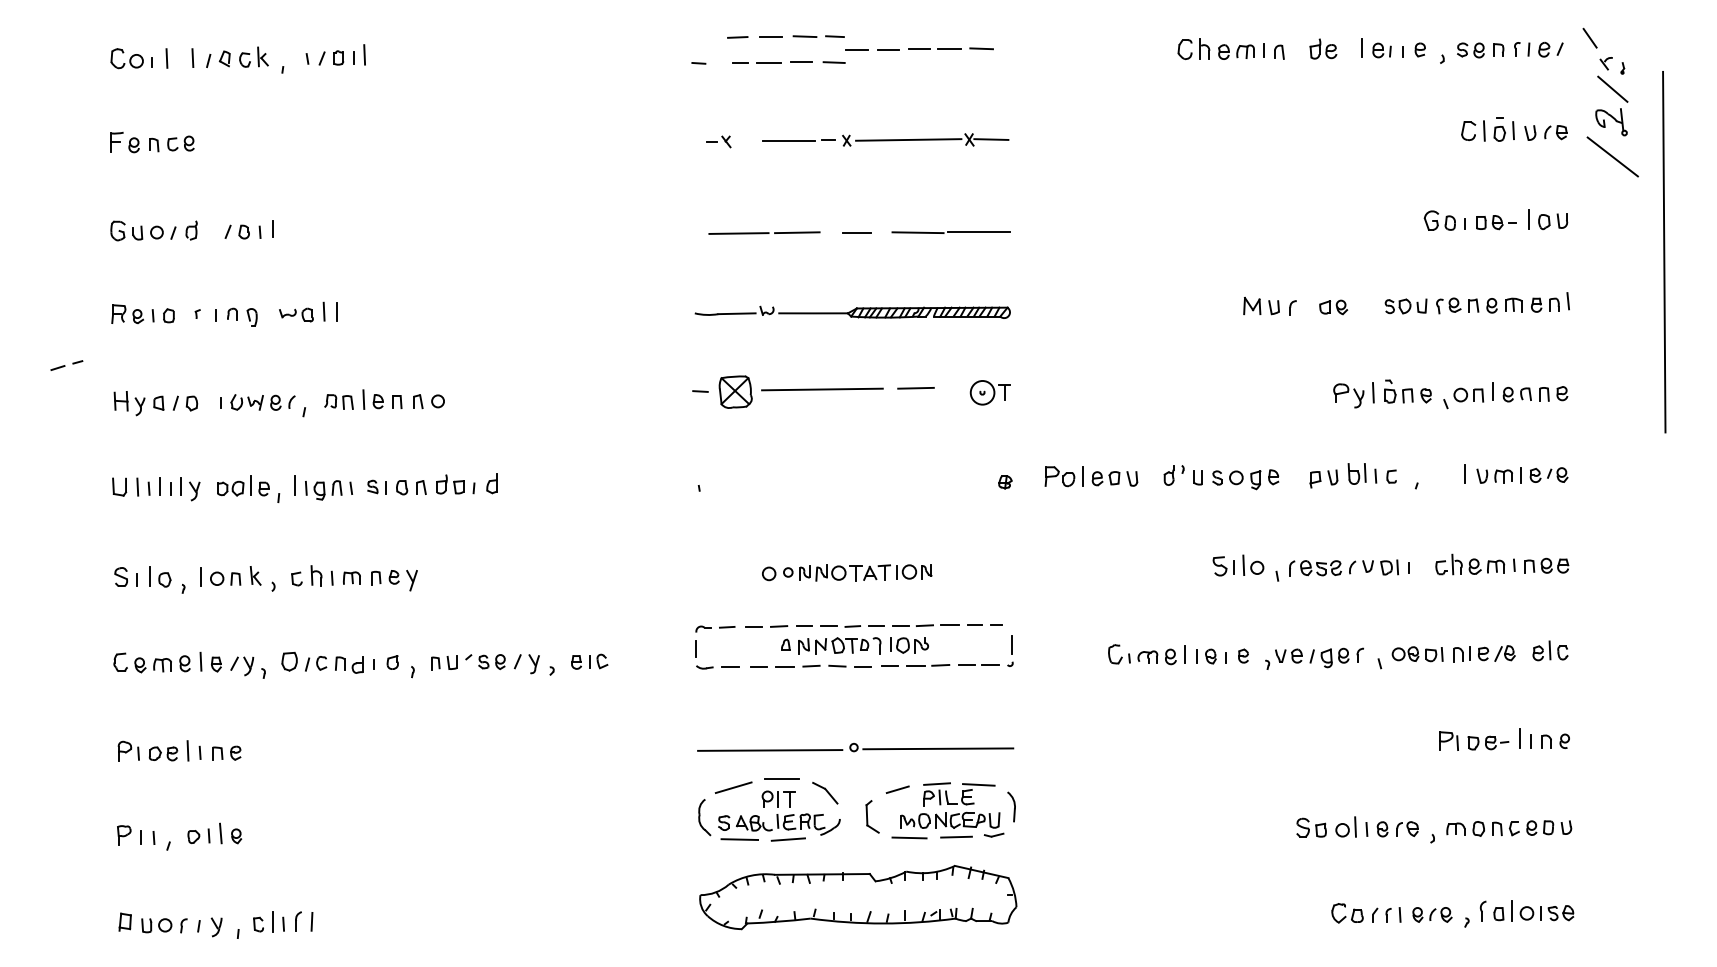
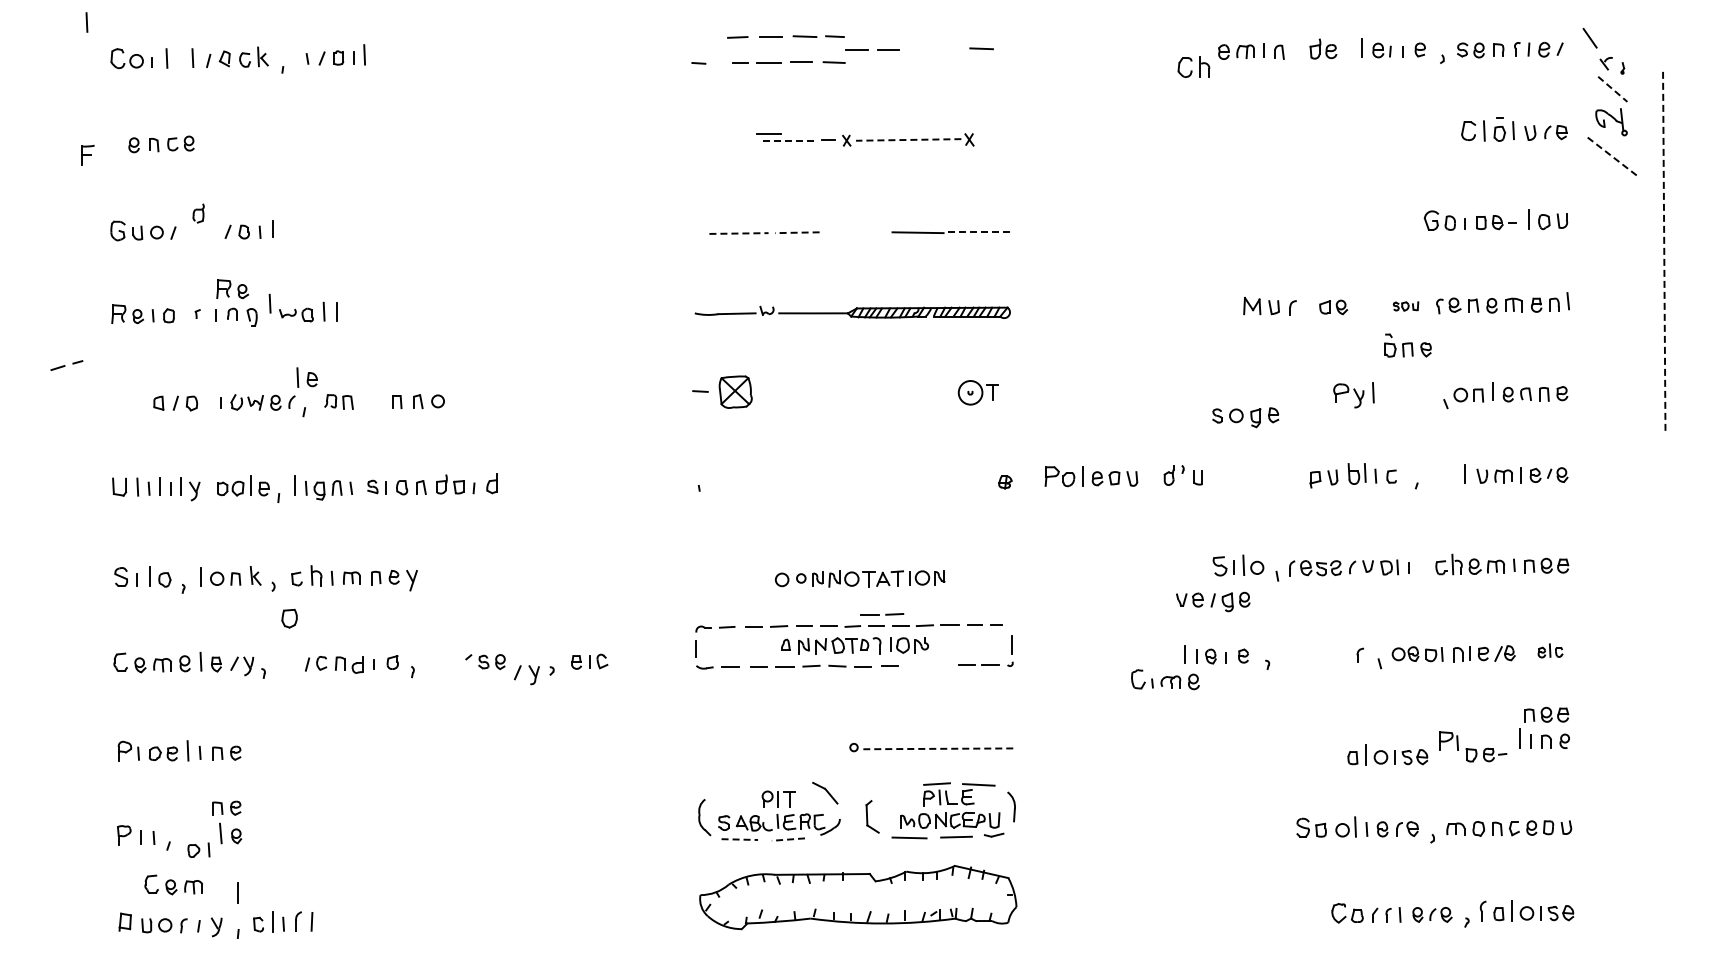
line: none -> present (86, 22)
line: present -> none (937, 48)
part position: (1193, 49) -> (1193, 67) (1193, 67)
line: solid -> dashed (1613, 89)
line: none -> present (768, 133)
line: solid -> dashed (908, 139)
line: present -> none (991, 139)
line: solid -> dashed (788, 140)
part: present -> none (718, 141)
part position: (116, 142) -> (87, 155) (87, 155)
line: solid -> dashed (1612, 156)
part position: (191, 230) -> (198, 213) (198, 213)
line: solid -> dashed (979, 231)
line: solid -> dashed (796, 232)
line: present -> none (856, 232)
line: solid -> dashed (738, 233)
line: solid -> dashed (1664, 252)
part: none -> present (232, 288)
line: none -> present (269, 303)
part size: 44x17 px -> 28x11 px (1405, 306)
line: present -> none (915, 387)
line: present -> none (822, 389)
part position: (1407, 391) -> (1407, 345) (1407, 345)
part position: (989, 392) -> (977, 392) (977, 392)
part position: (372, 399) -> (306, 377) (306, 377)
part: present -> none (129, 403)
part position: (1245, 479) -> (1245, 417) (1245, 417)
part position: (847, 572) -> (860, 578) (860, 578)
part size: 37x22 px -> 27x16 px (1550, 650)
part position: (1142, 654) -> (1165, 679) (1165, 679)
part position: (1312, 657) -> (1213, 601) (1213, 601)
part position: (289, 661) -> (289, 618) (289, 618)
part: present -> none (444, 662)
part position: (532, 662) -> (532, 673) (532, 673)
line position: (925, 665) -> (879, 614) (879, 614)
part: none -> present (1546, 714)
part position: (1488, 742) -> (1486, 754) (1486, 754)
line: solid -> dashed (938, 748)
line: present -> none (770, 750)
part: none -> present (1387, 754)
line: present -> none (781, 779)
line: present -> none (733, 787)
line: present -> none (897, 789)
part: none -> present (226, 807)
part position: (198, 835) -> (198, 849) (198, 849)
line: solid -> dashed (740, 839)
line: solid -> dashed (788, 839)
part: none -> present (173, 884)
line: none -> present (237, 892)
